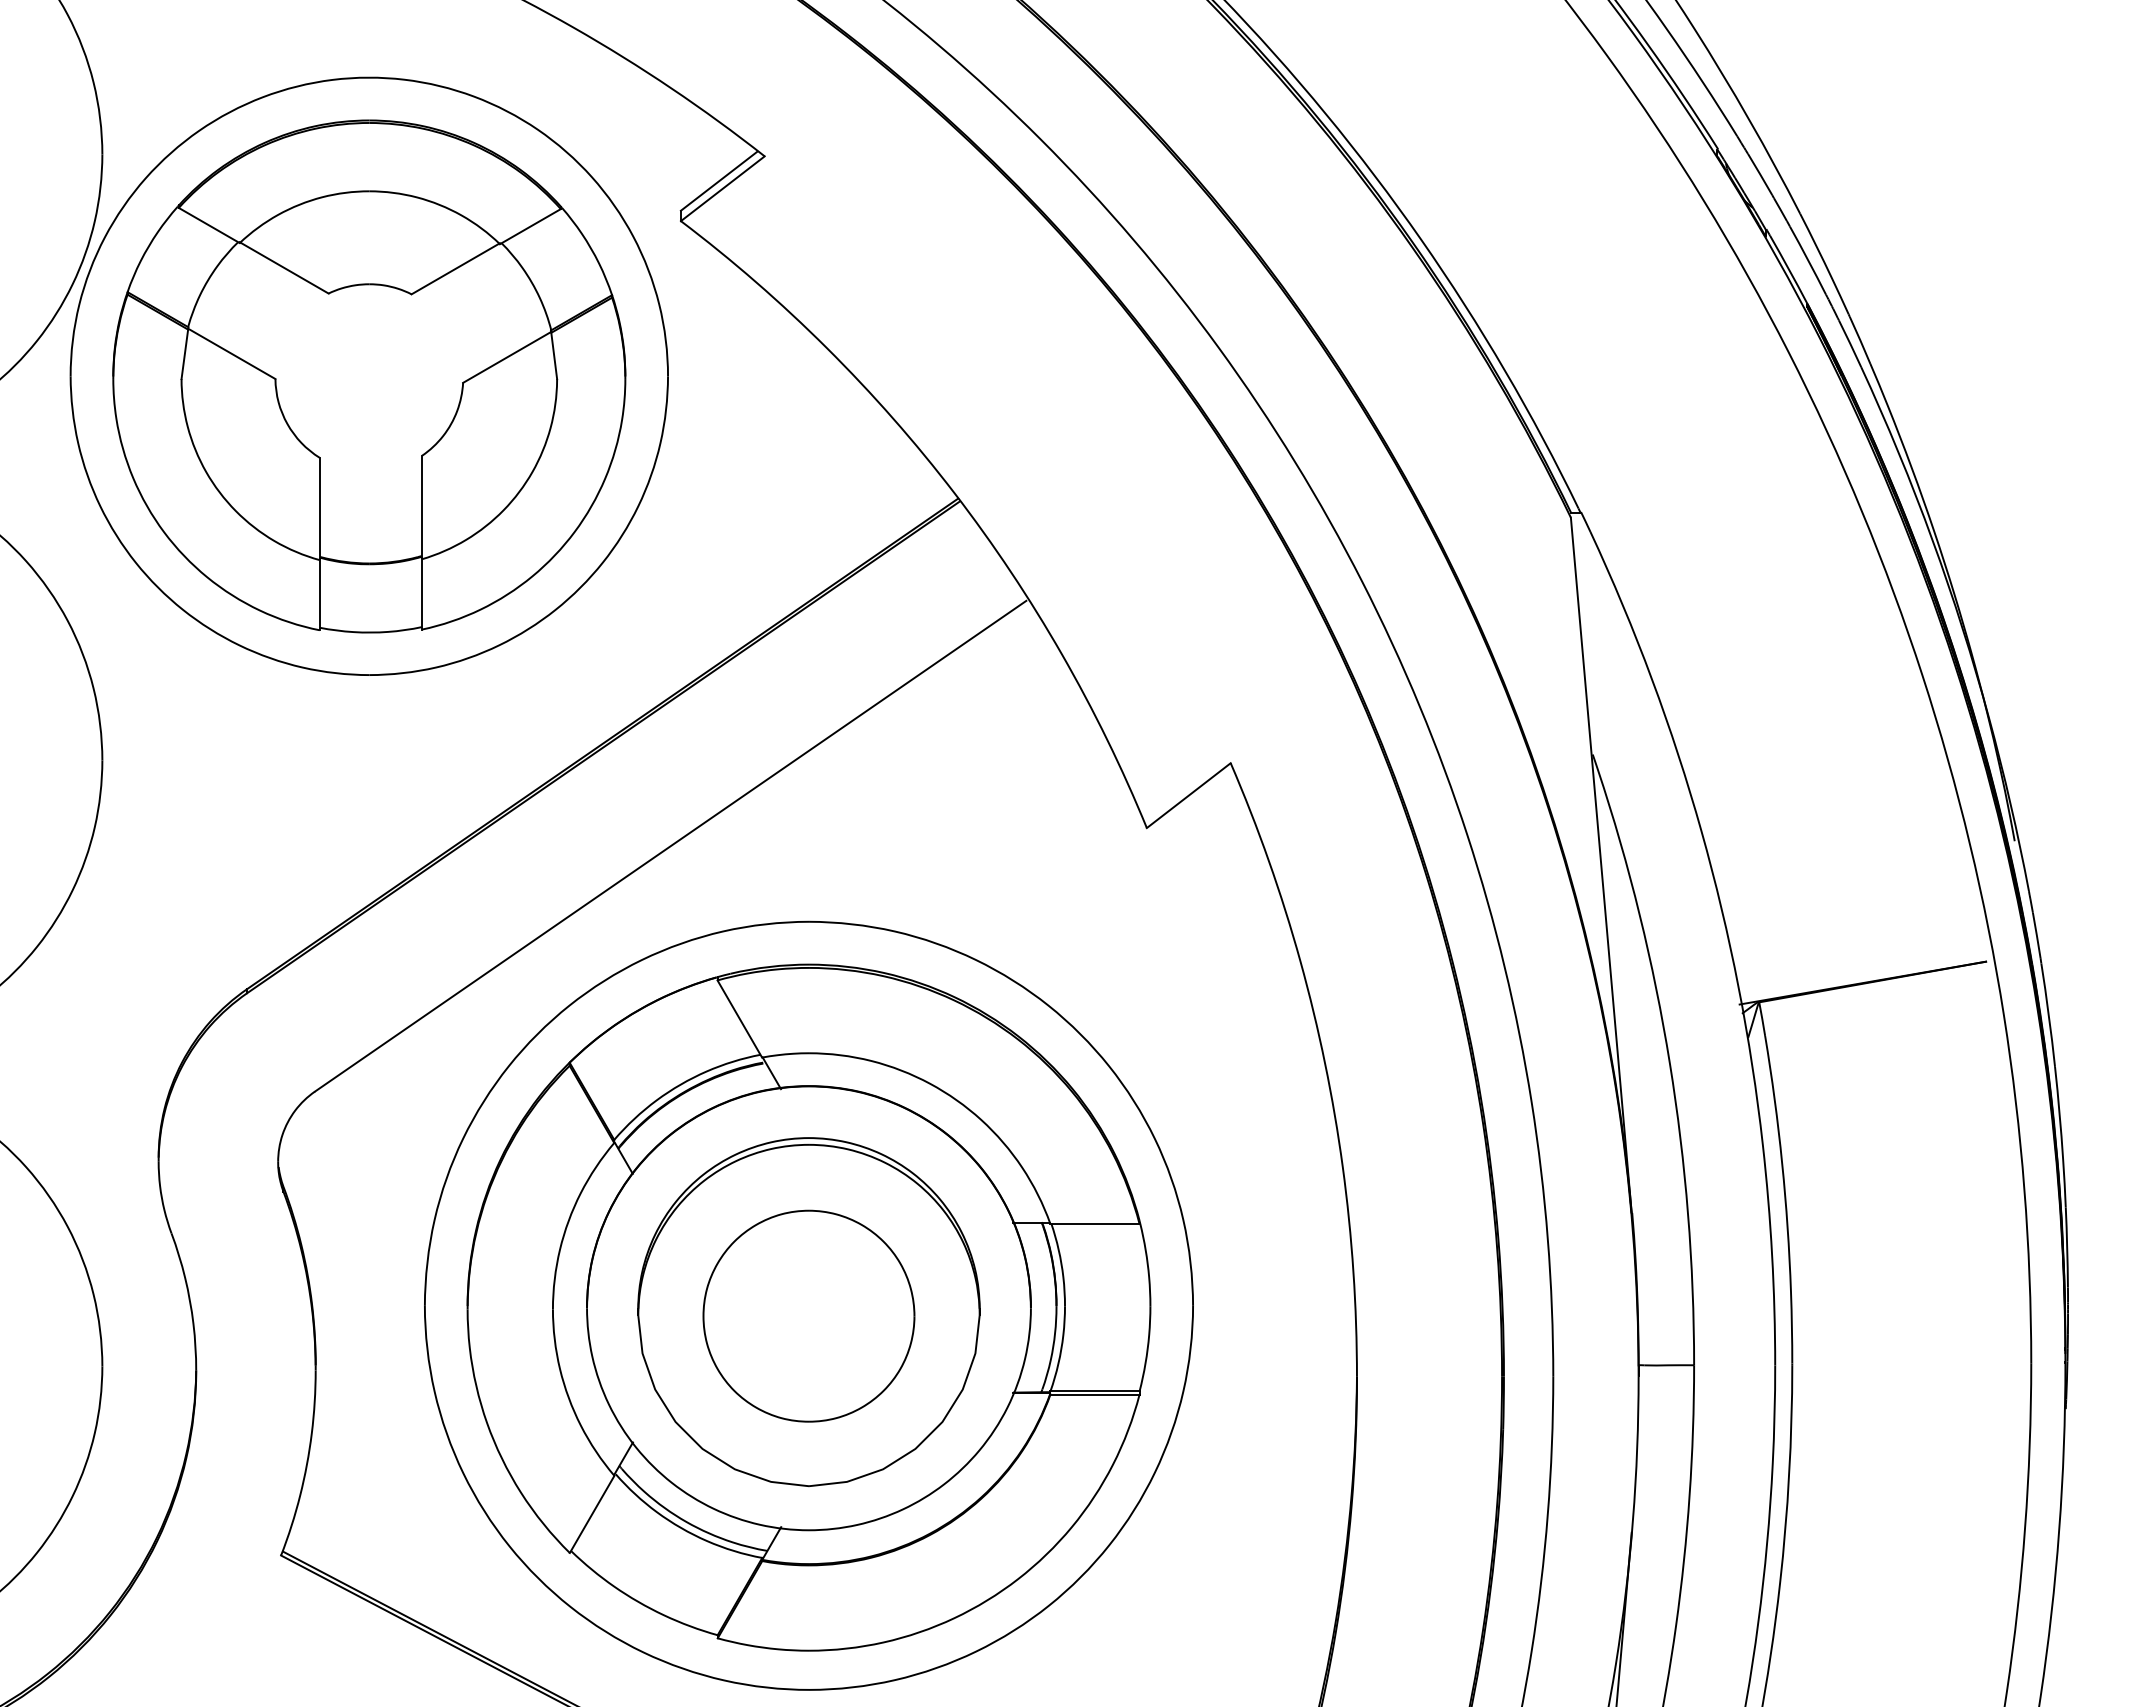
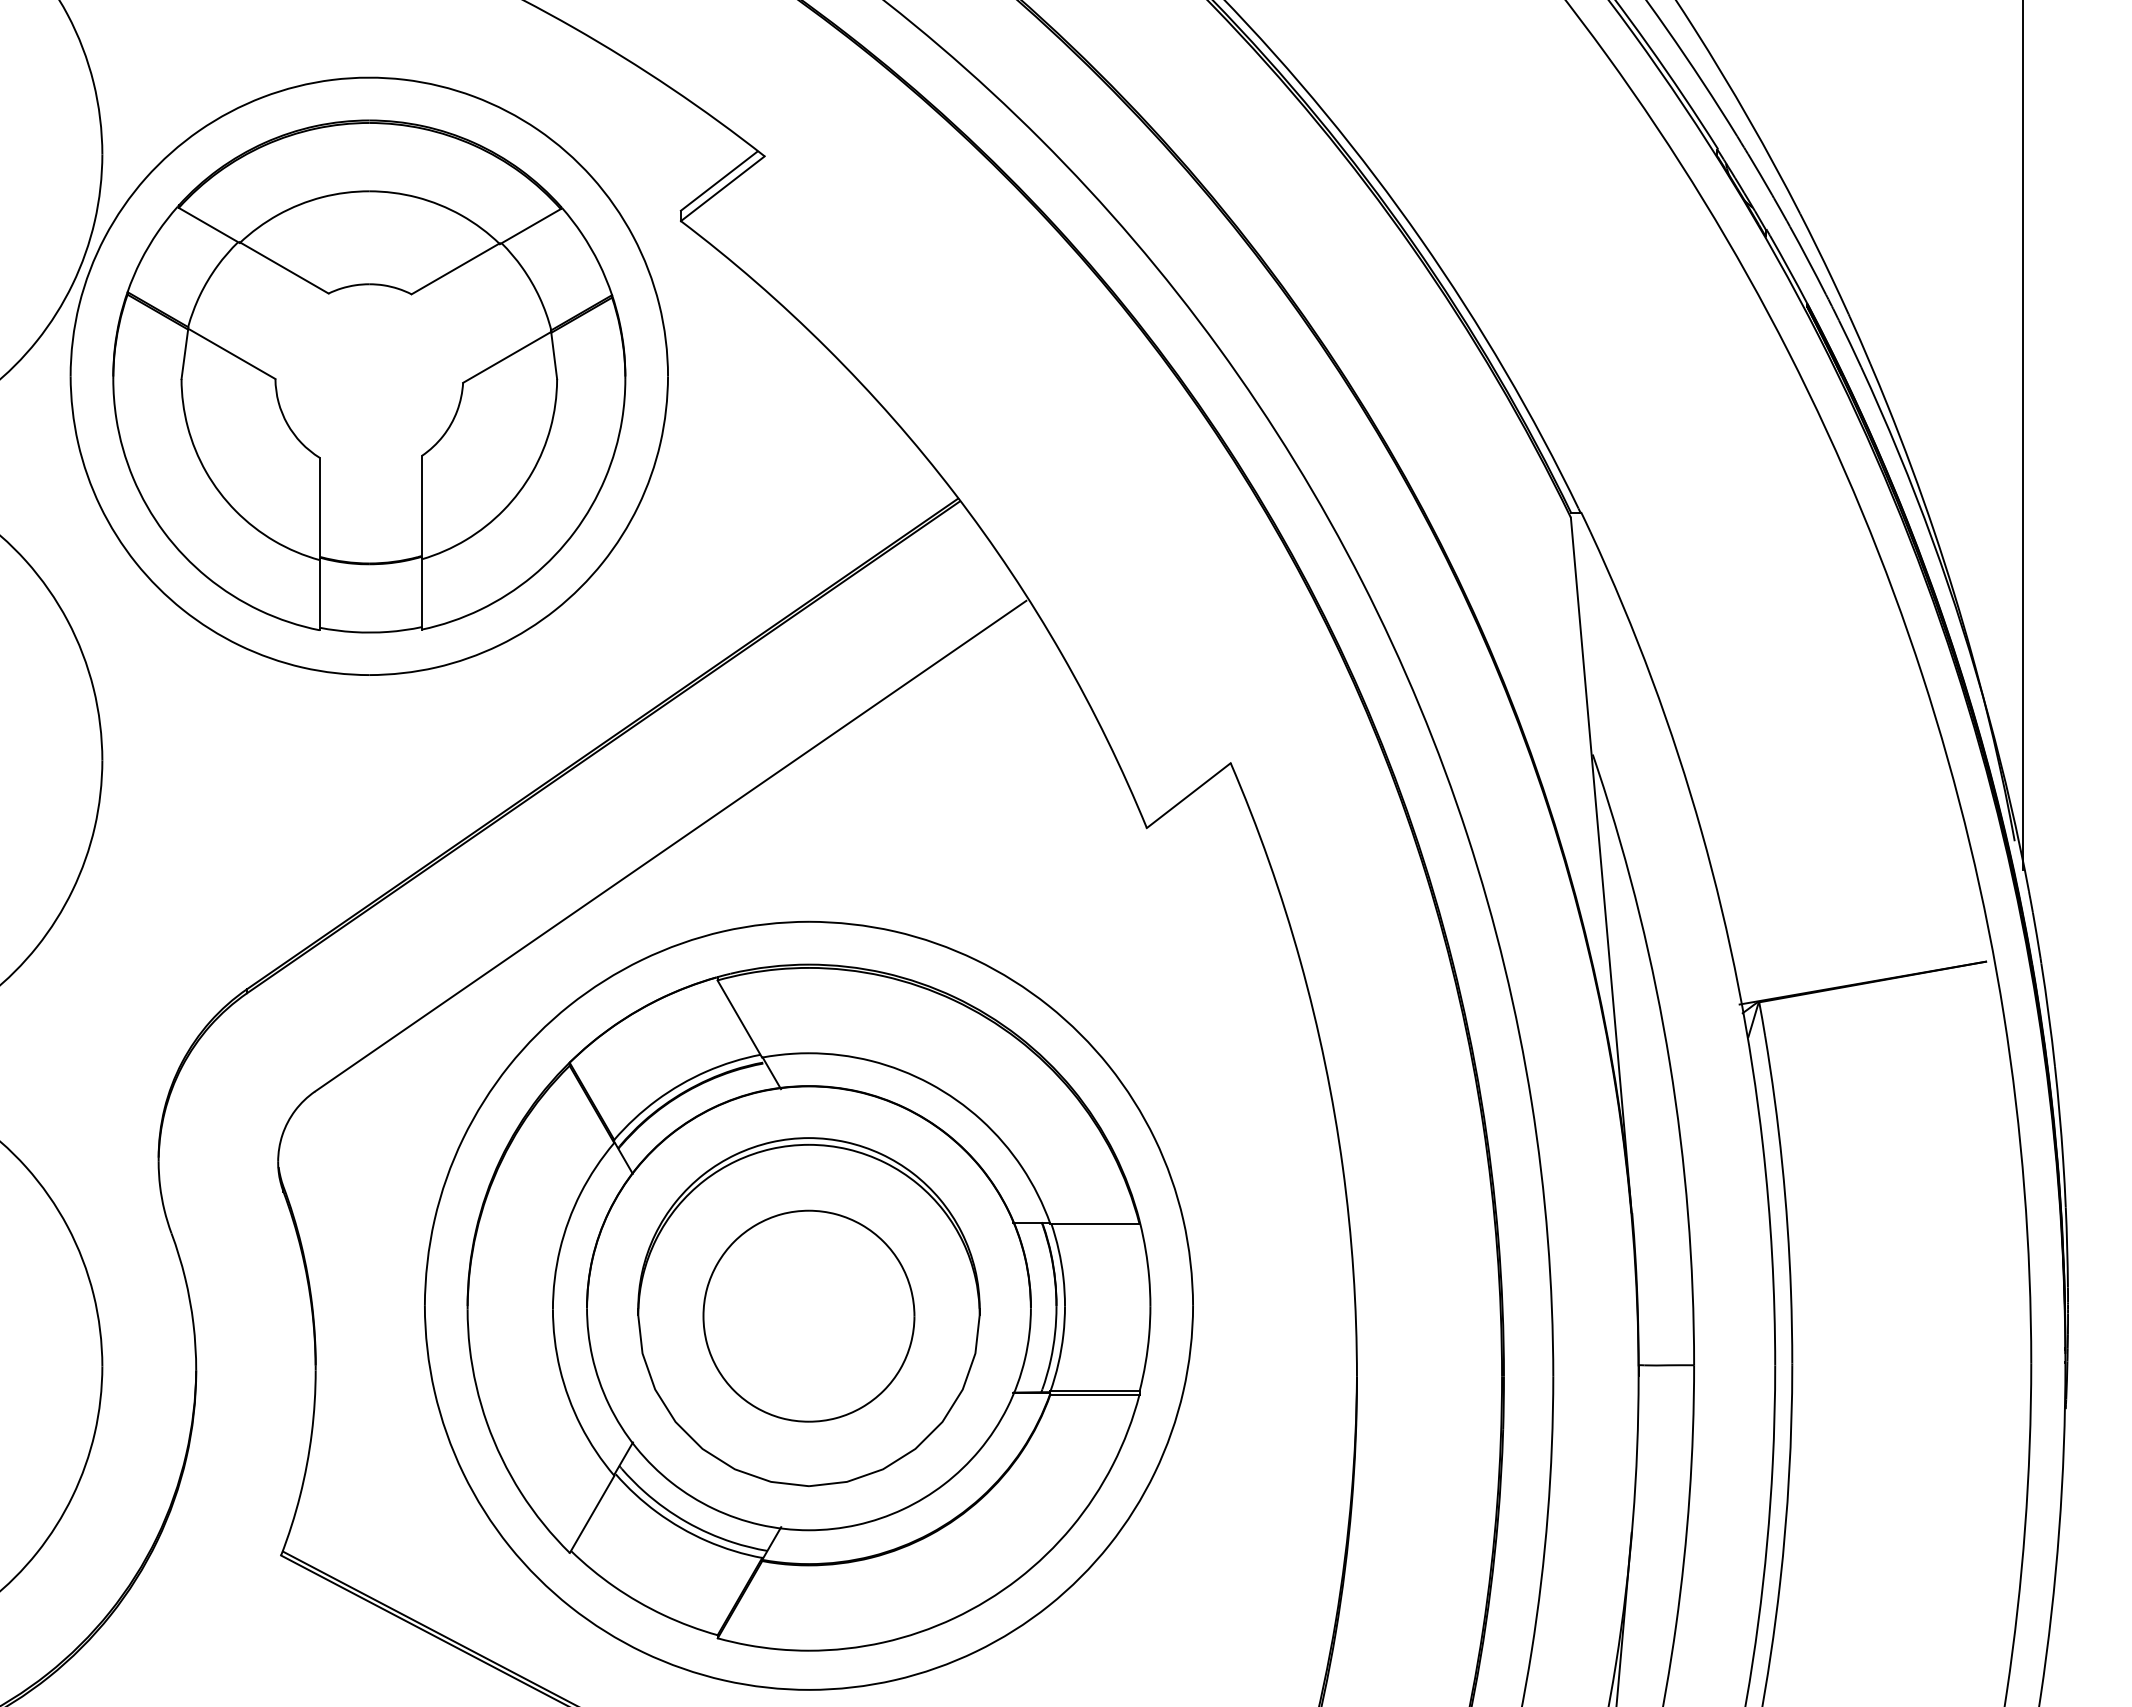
line: none -> present (2022, 436)
